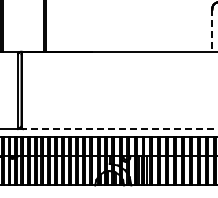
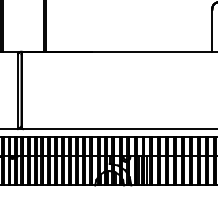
line: dashed -> solid (212, 31)
line: dashed -> solid (120, 129)
